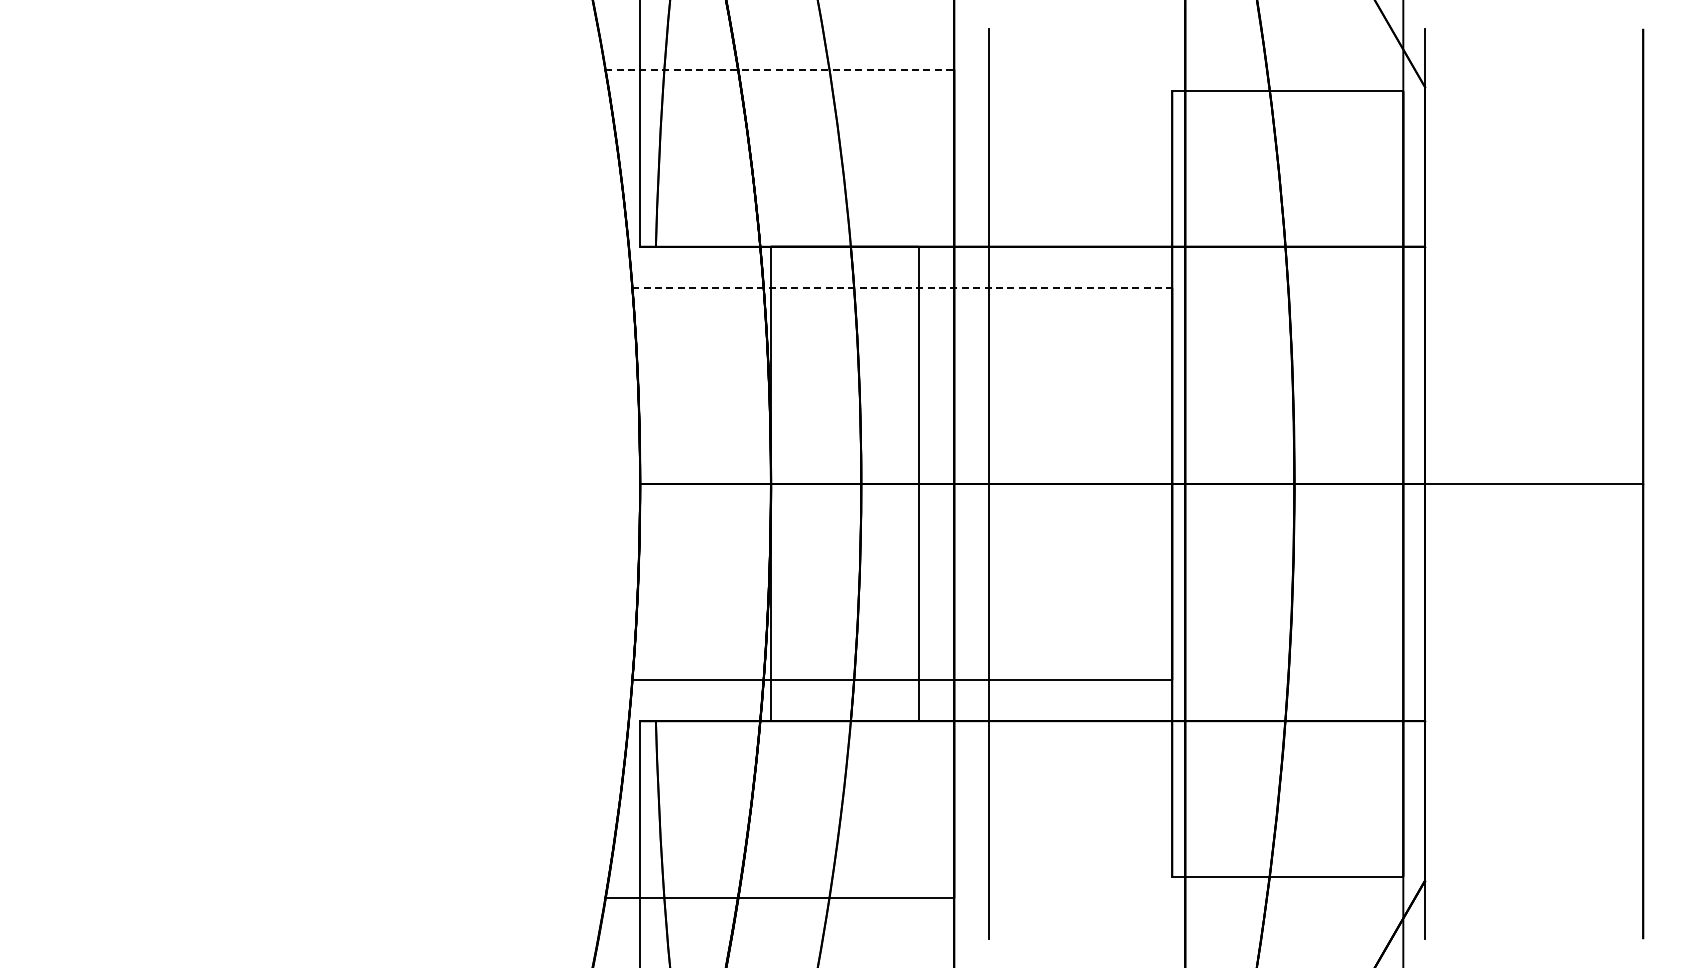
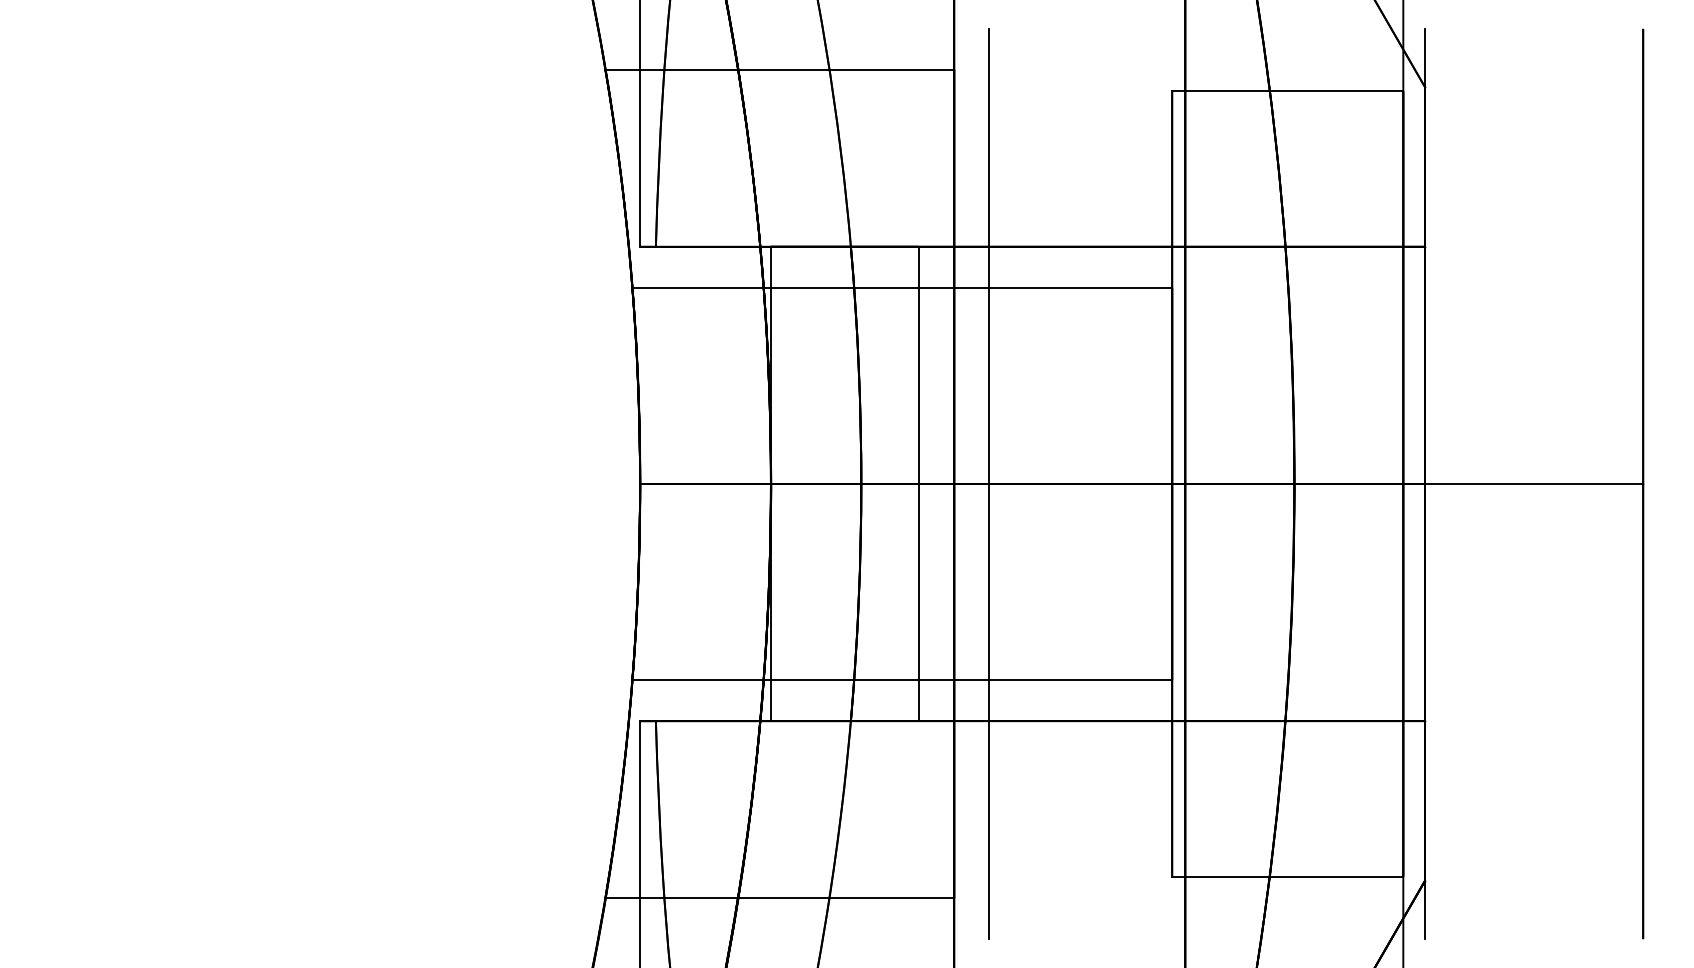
line: dashed -> solid (780, 69)
line: dashed -> solid (902, 287)
